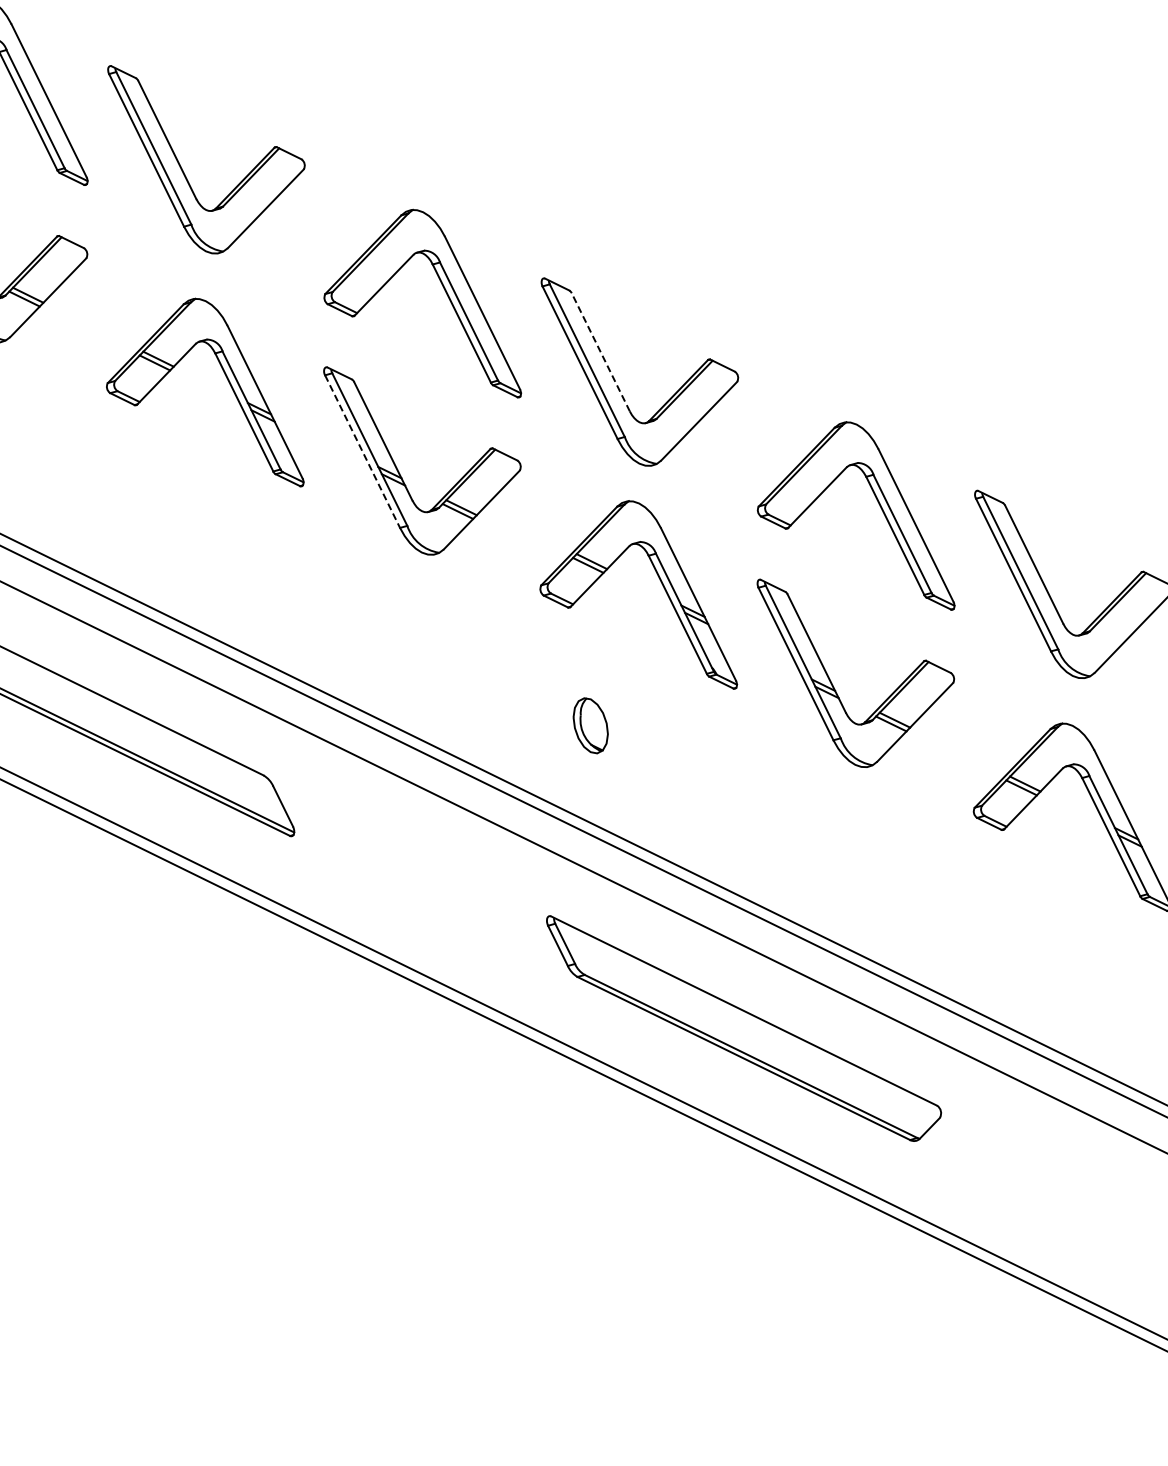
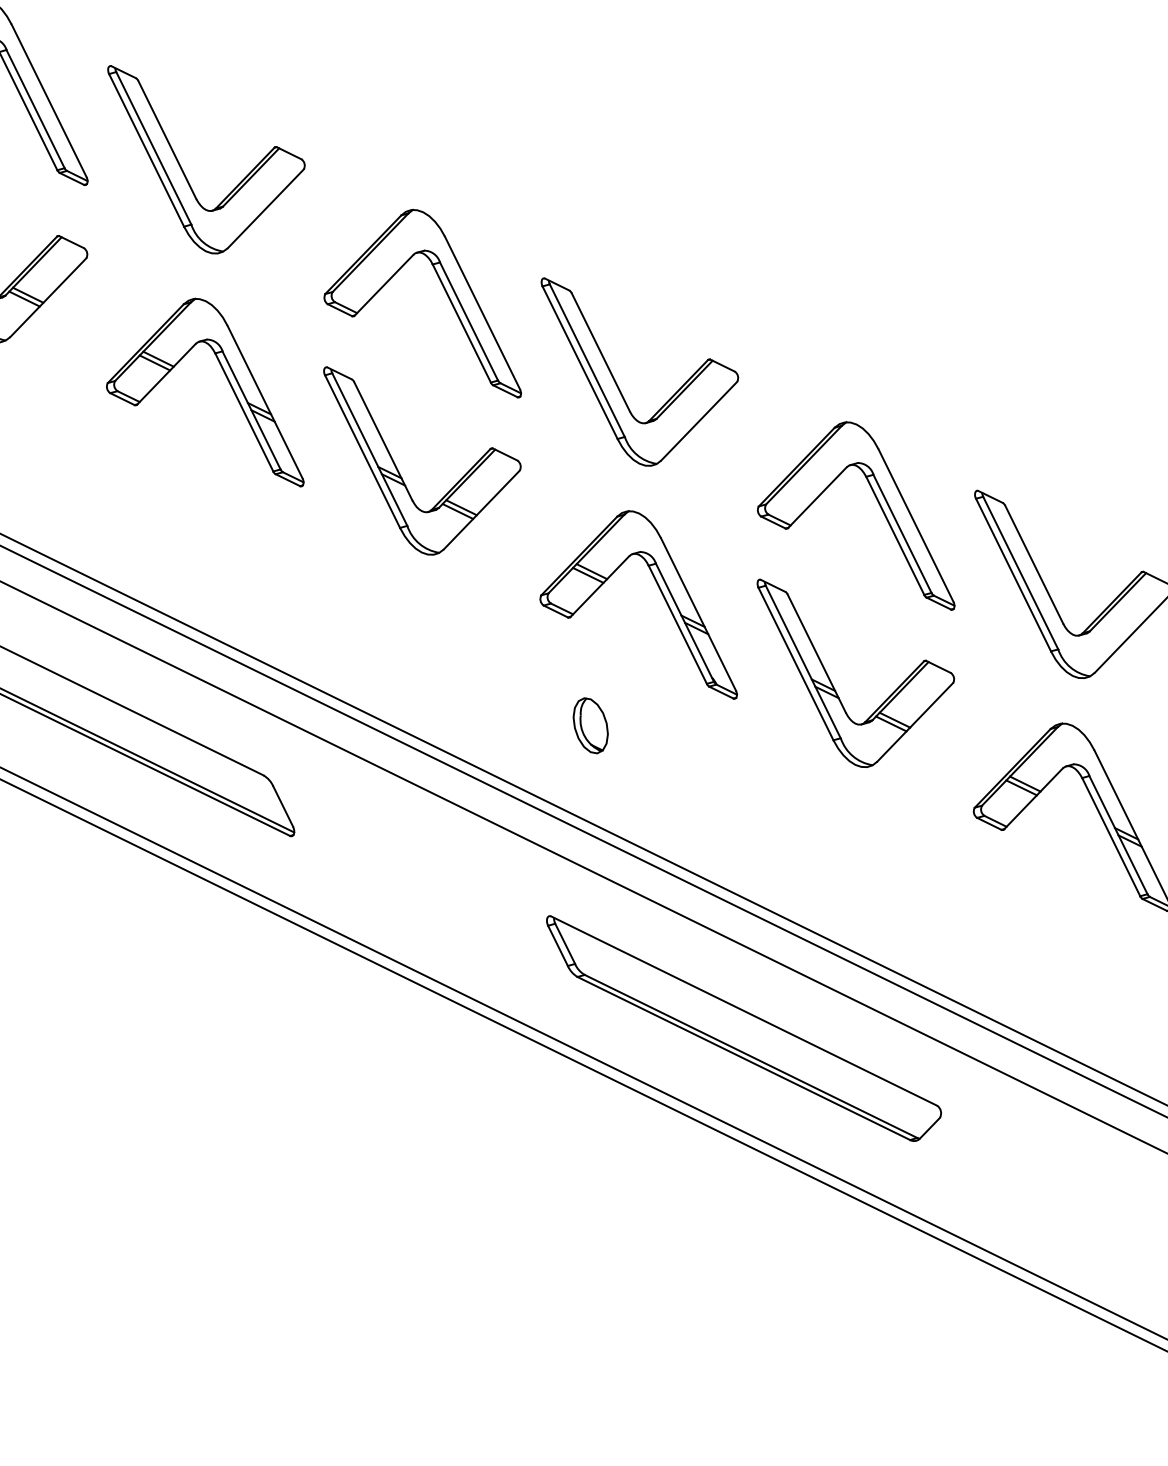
line: dashed -> solid (600, 352)
line: dashed -> solid (362, 452)
part position: (660, 582) -> (660, 592) (660, 592)
